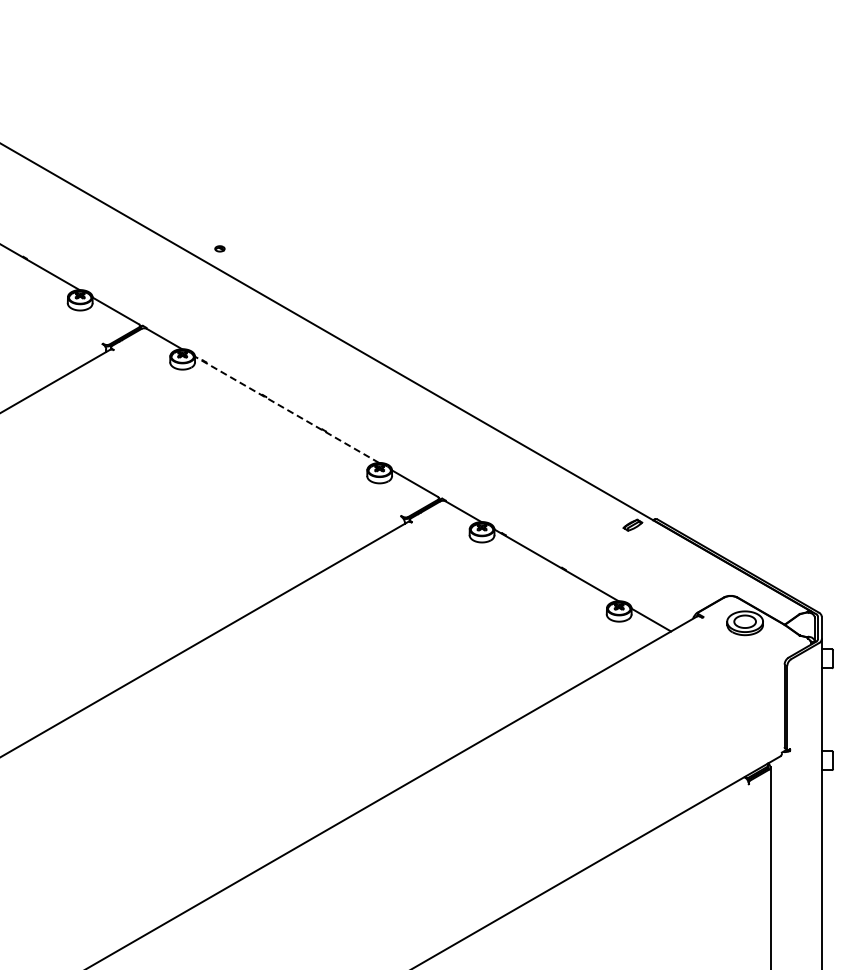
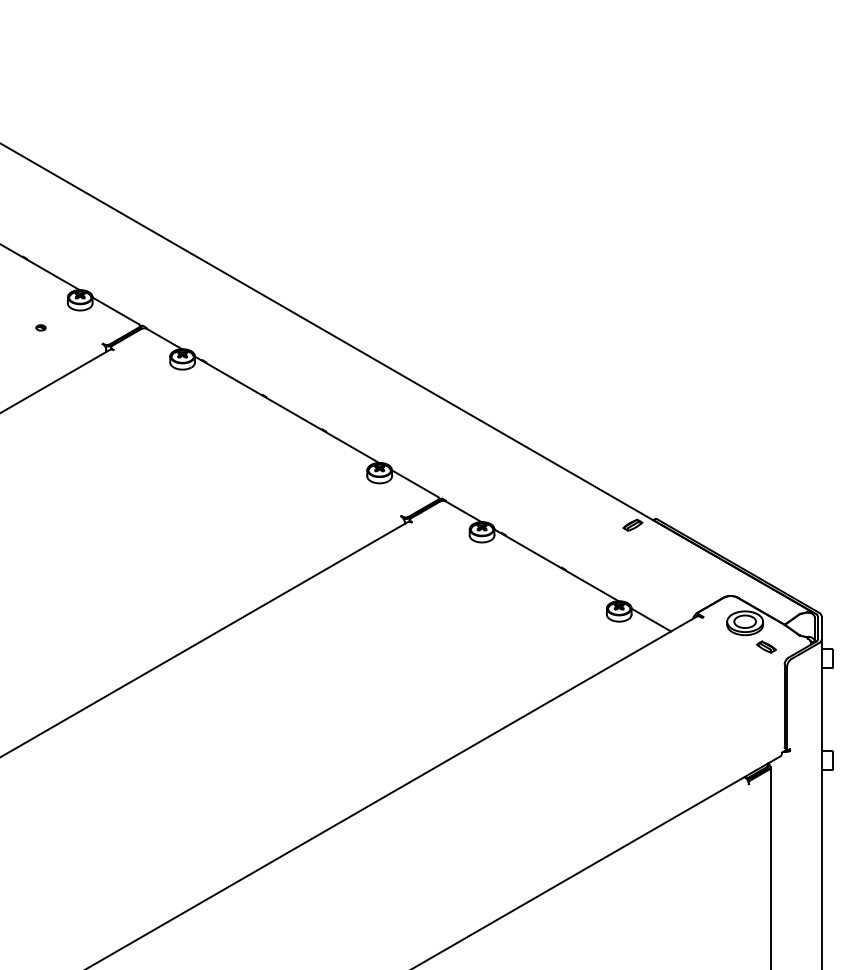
part position: (219, 248) -> (40, 327) (40, 327)
line: dashed -> solid (286, 409)
part: none -> present (766, 646)
